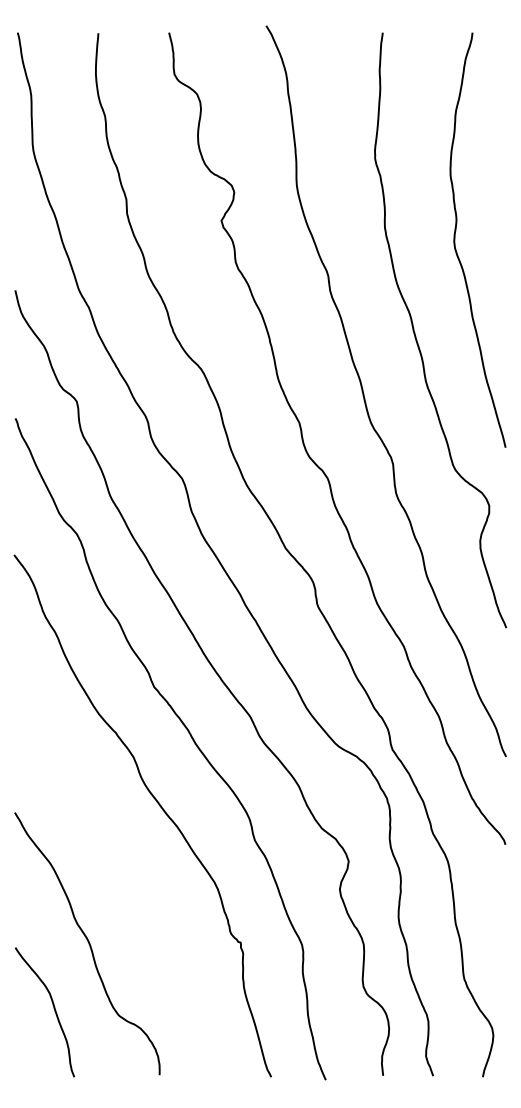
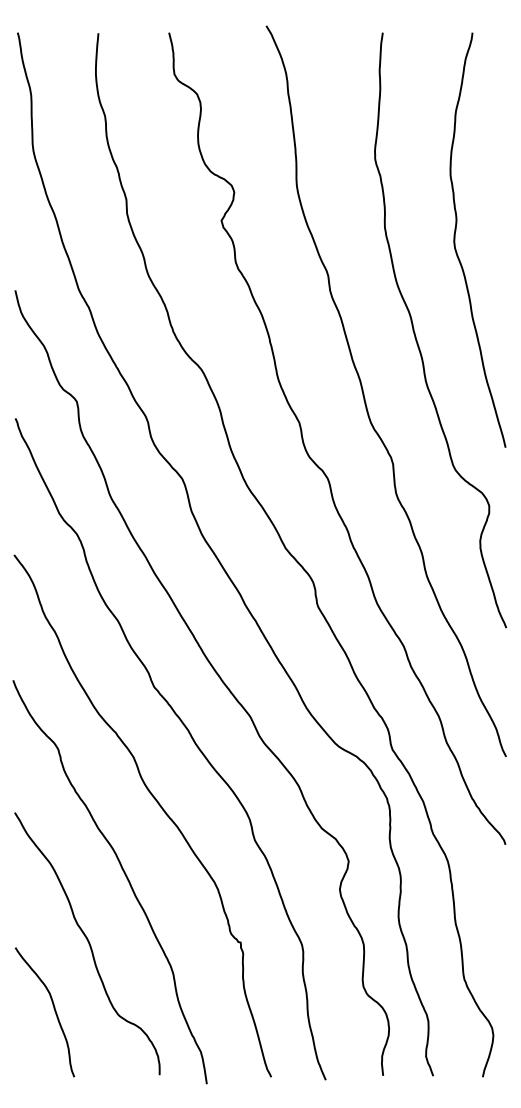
curve: none -> present (124, 874)
